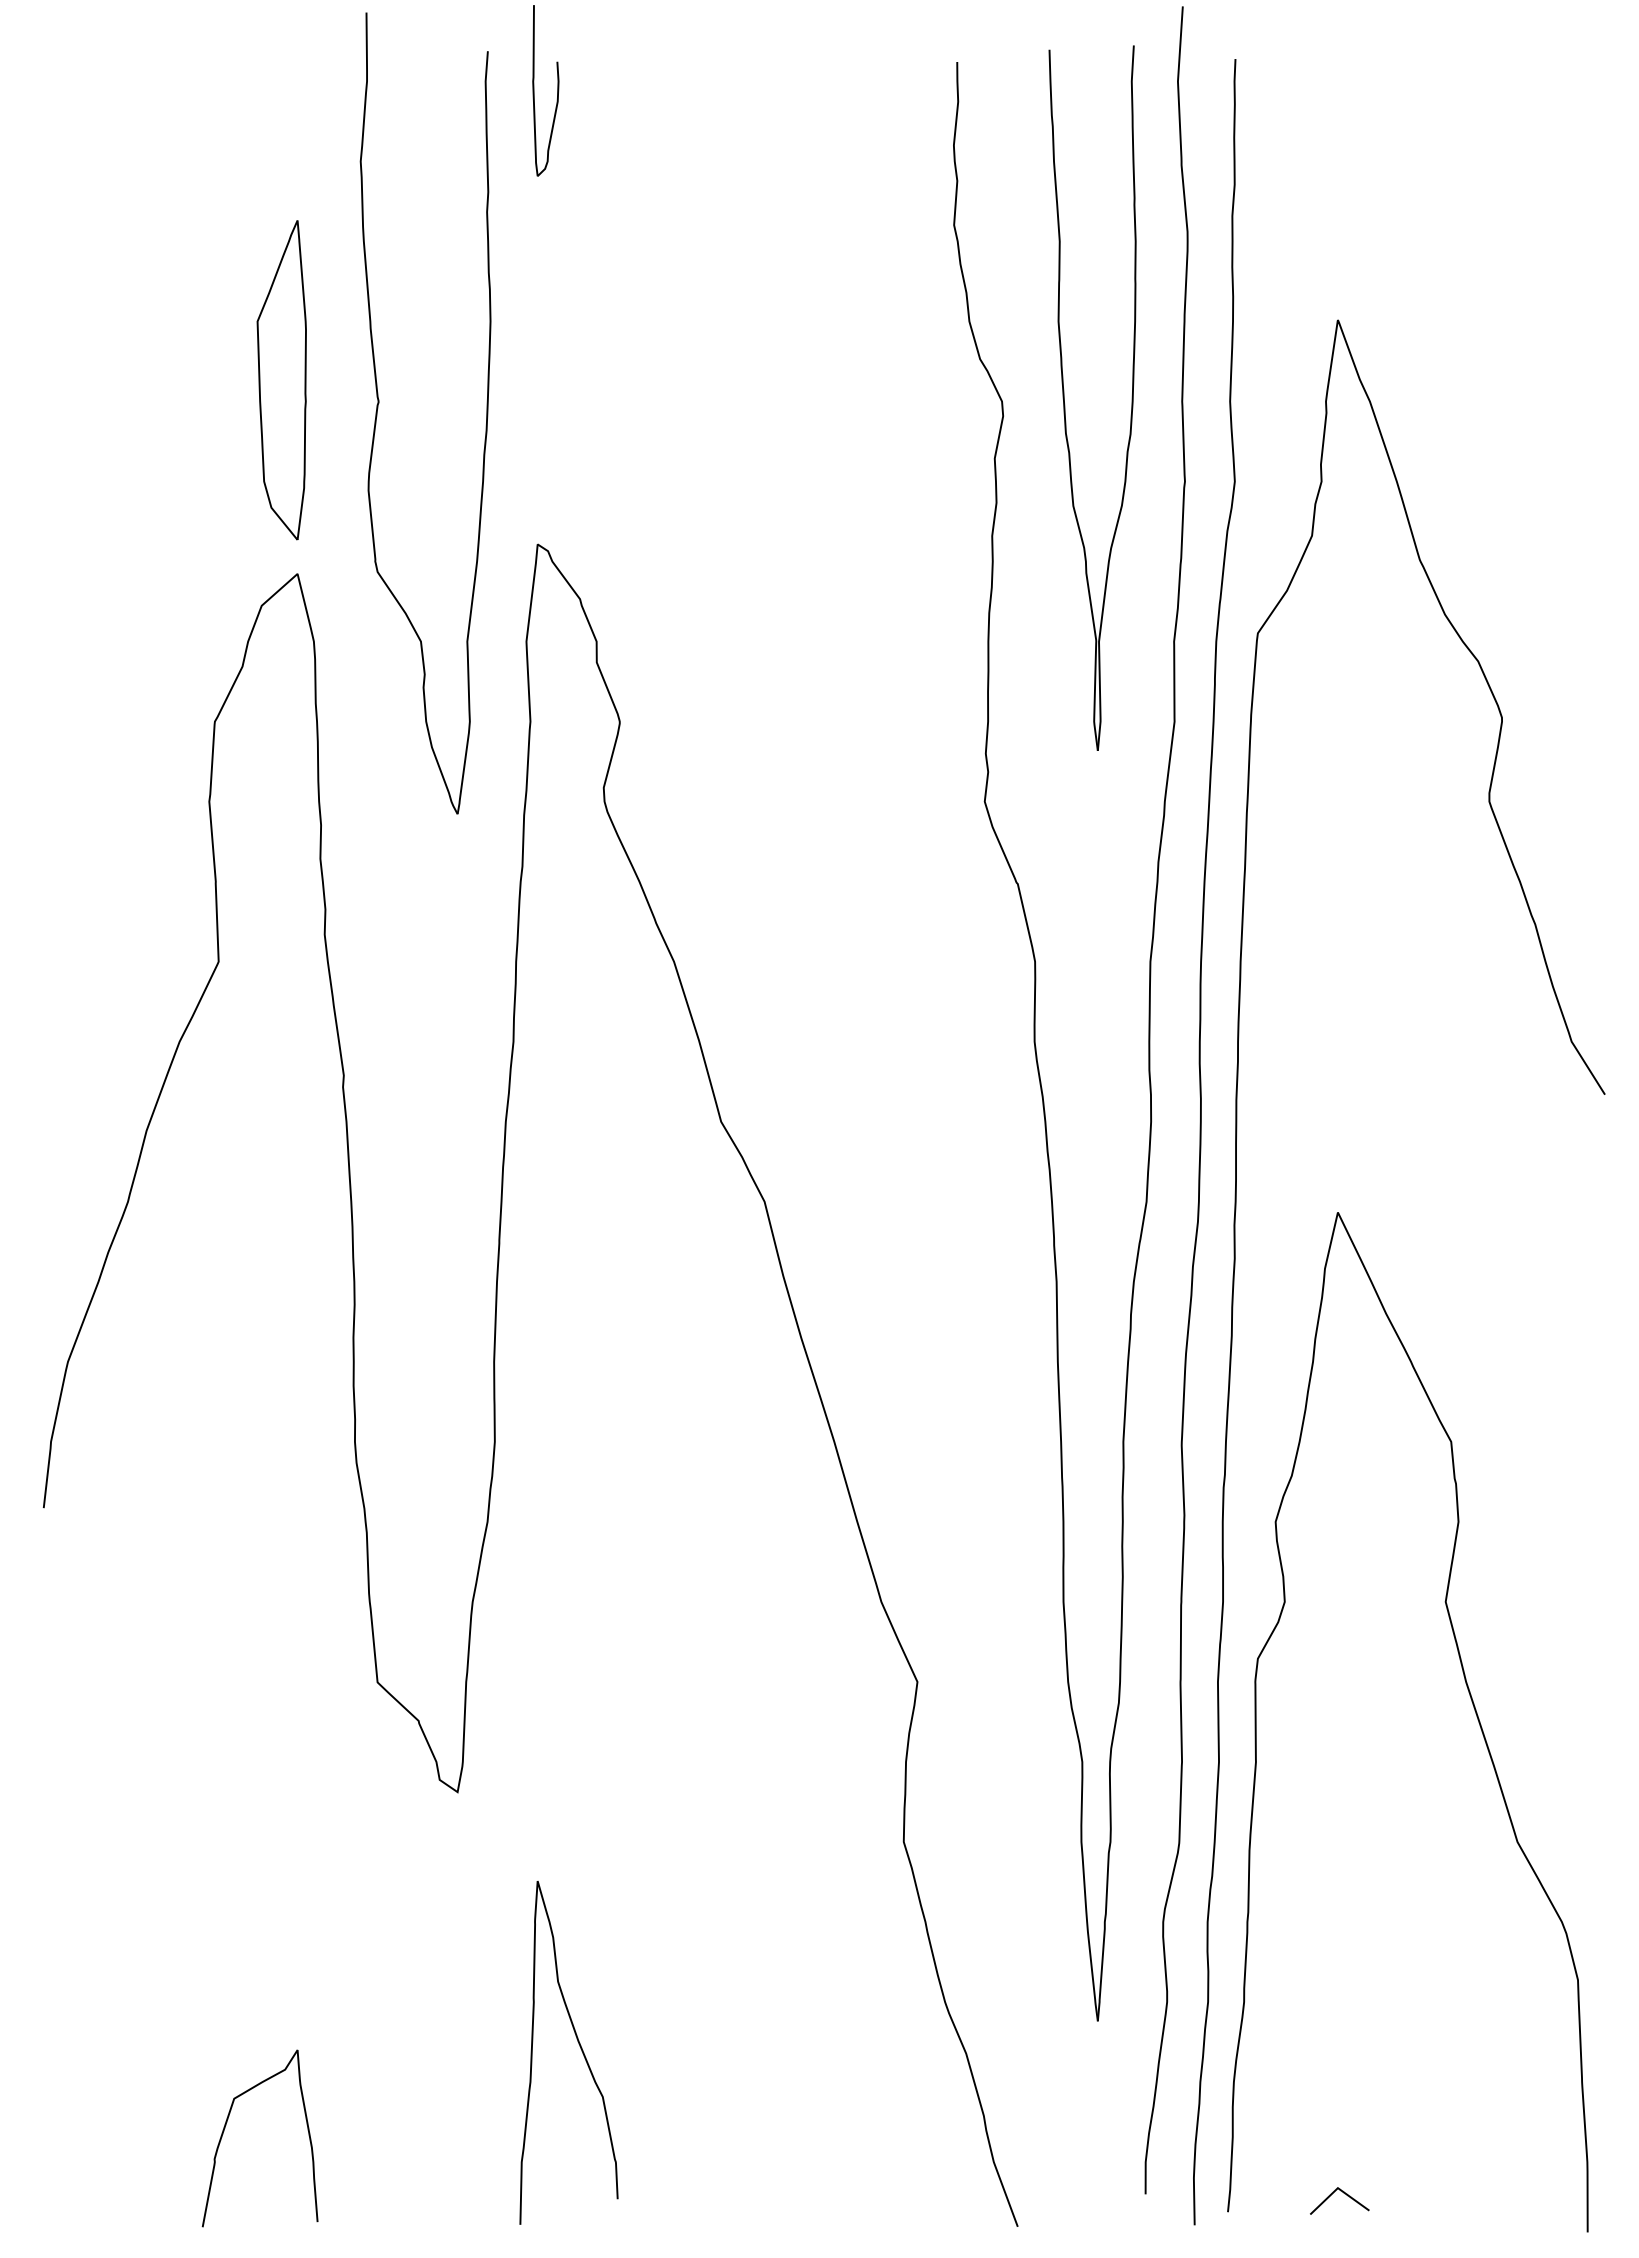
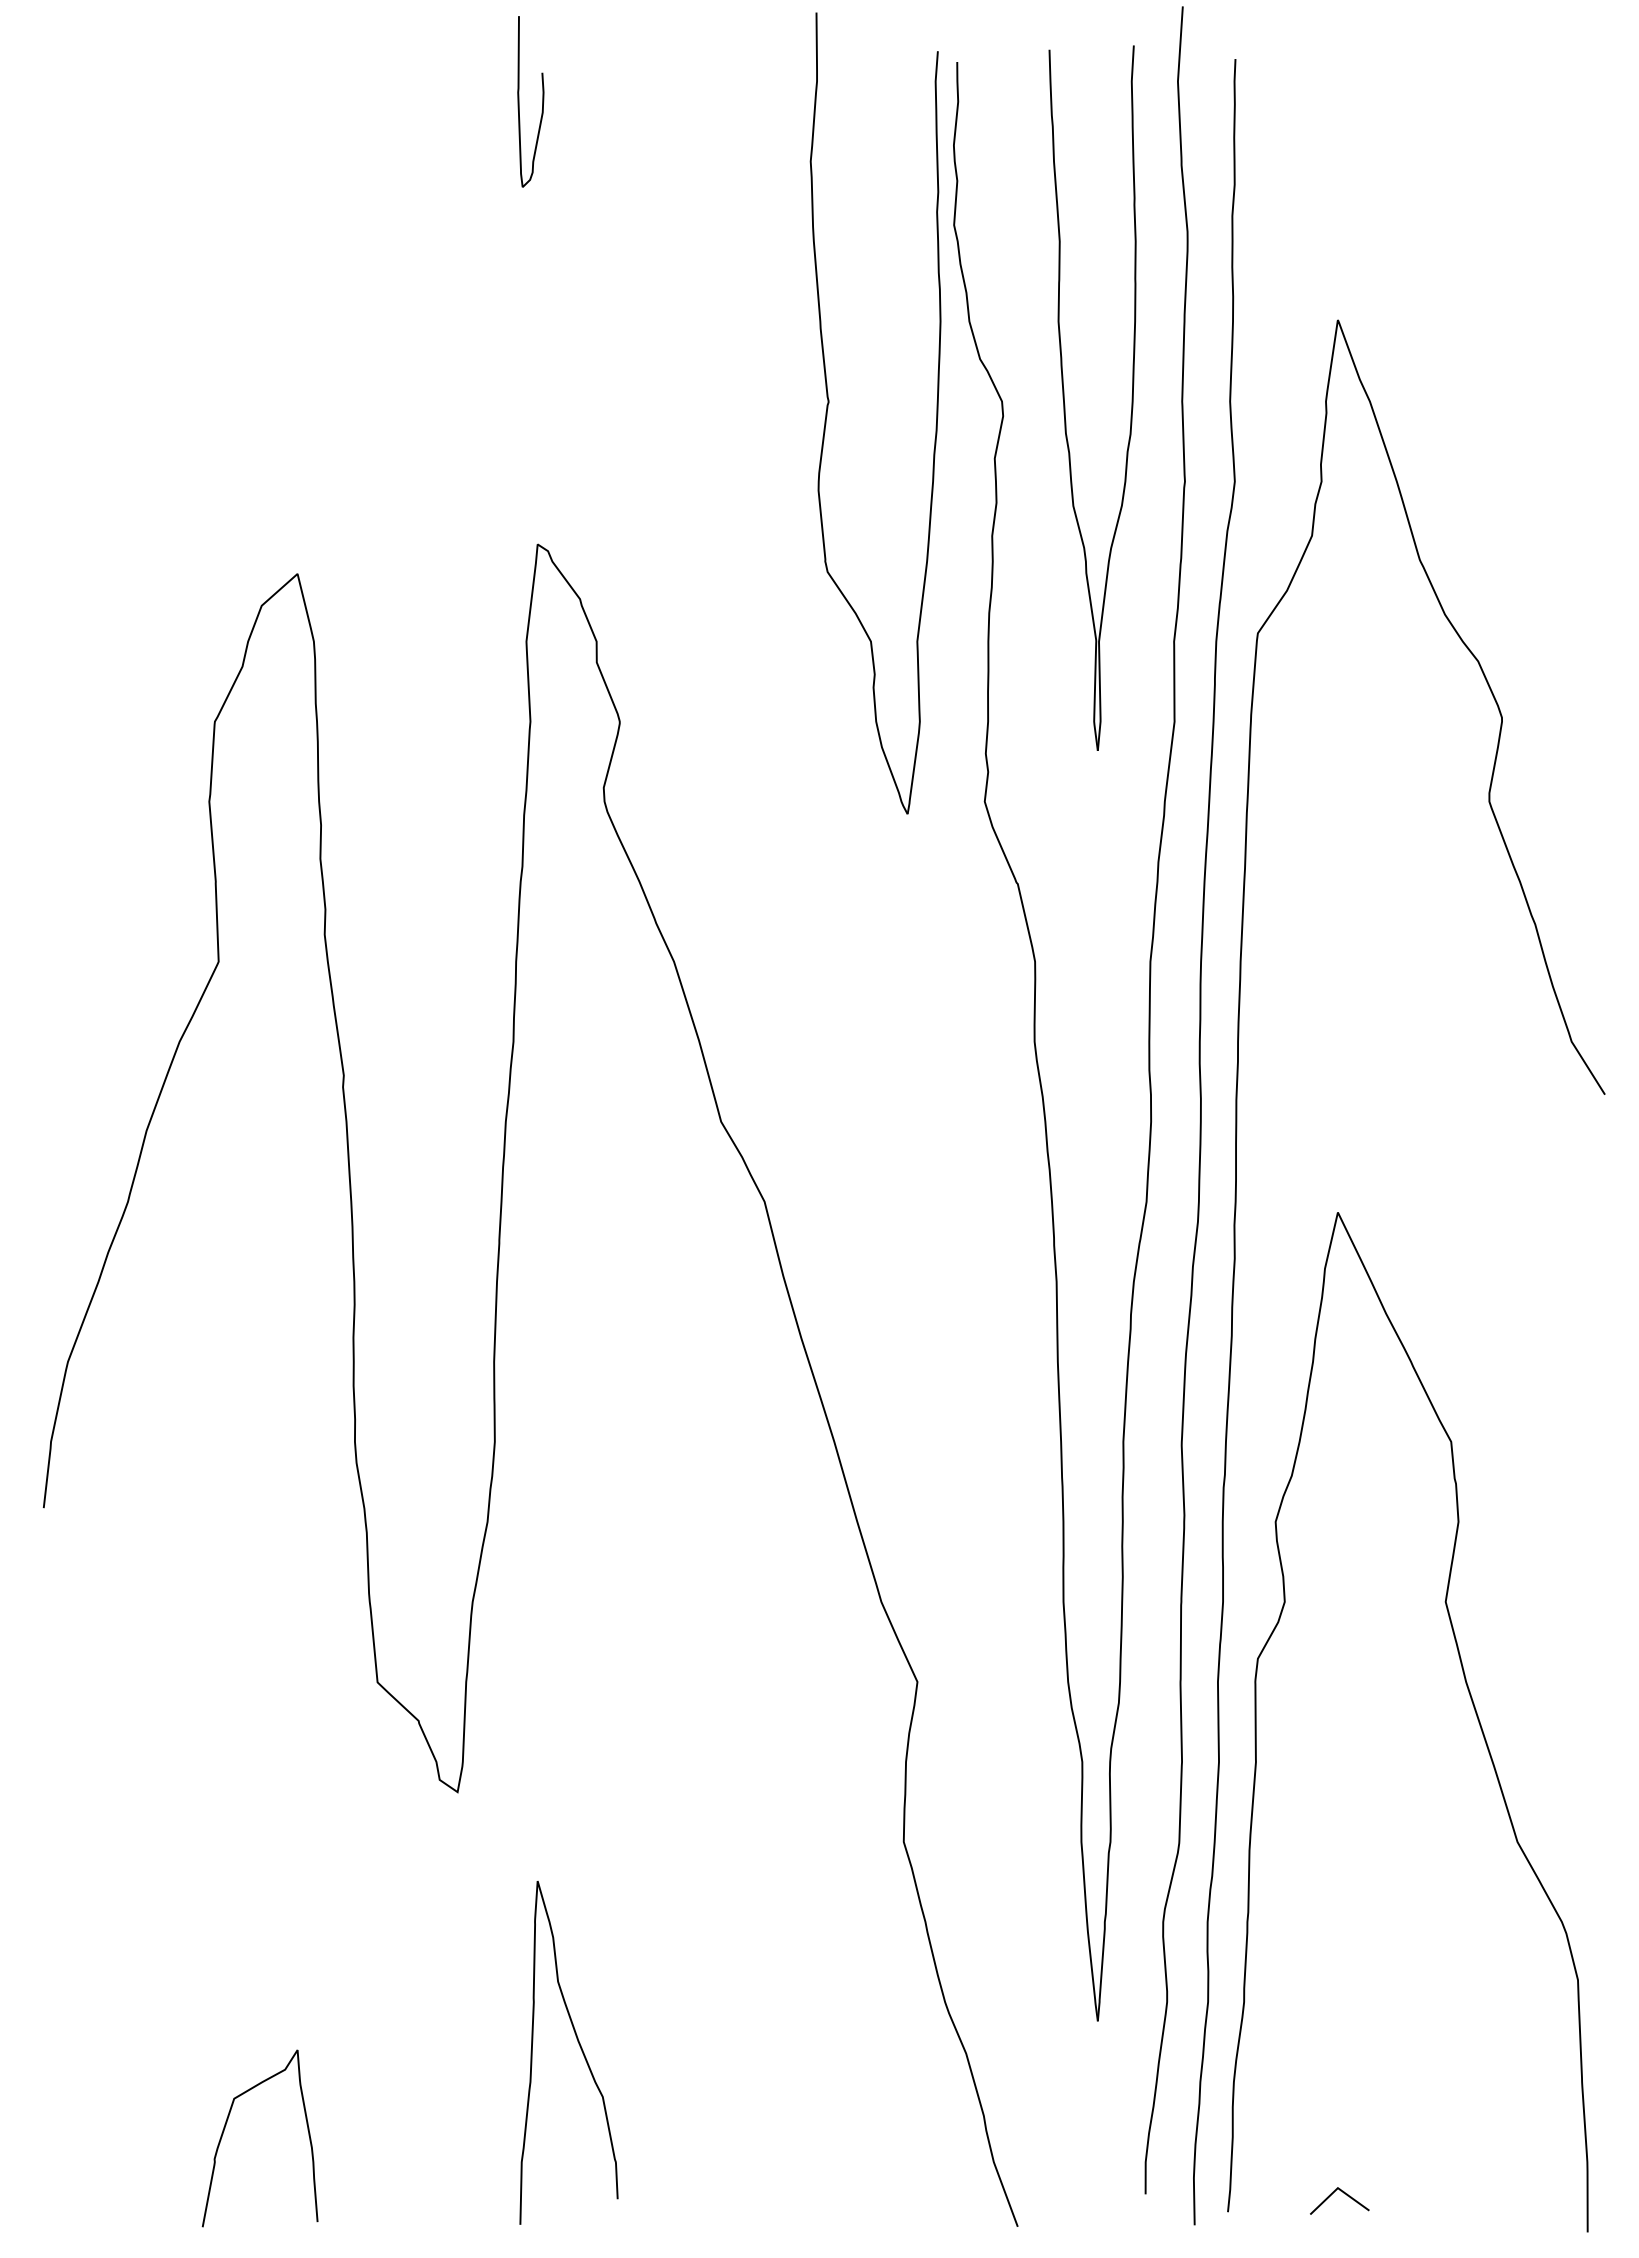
curve position: (534, 90) -> (519, 101) (519, 101)
part: present -> none (281, 380)
part position: (379, 403) -> (829, 403) (829, 403)
